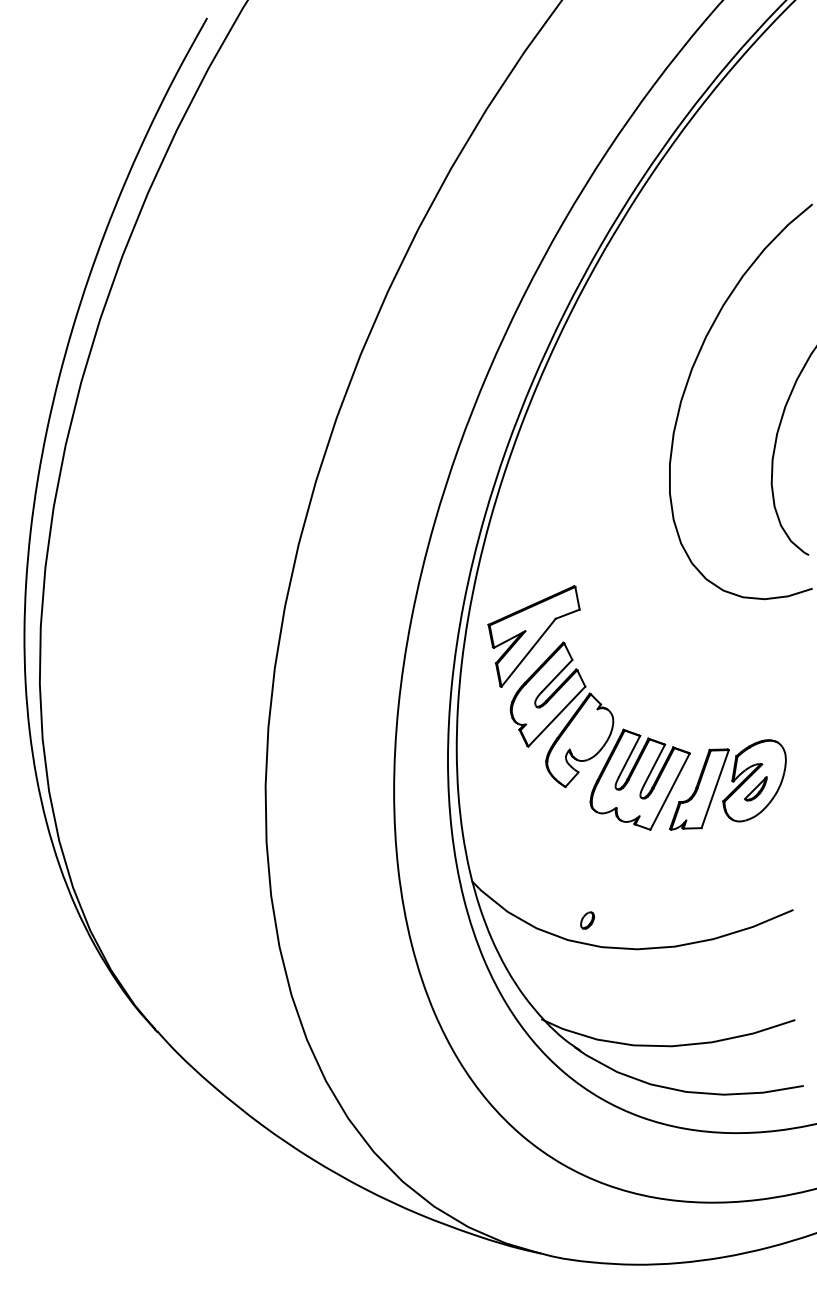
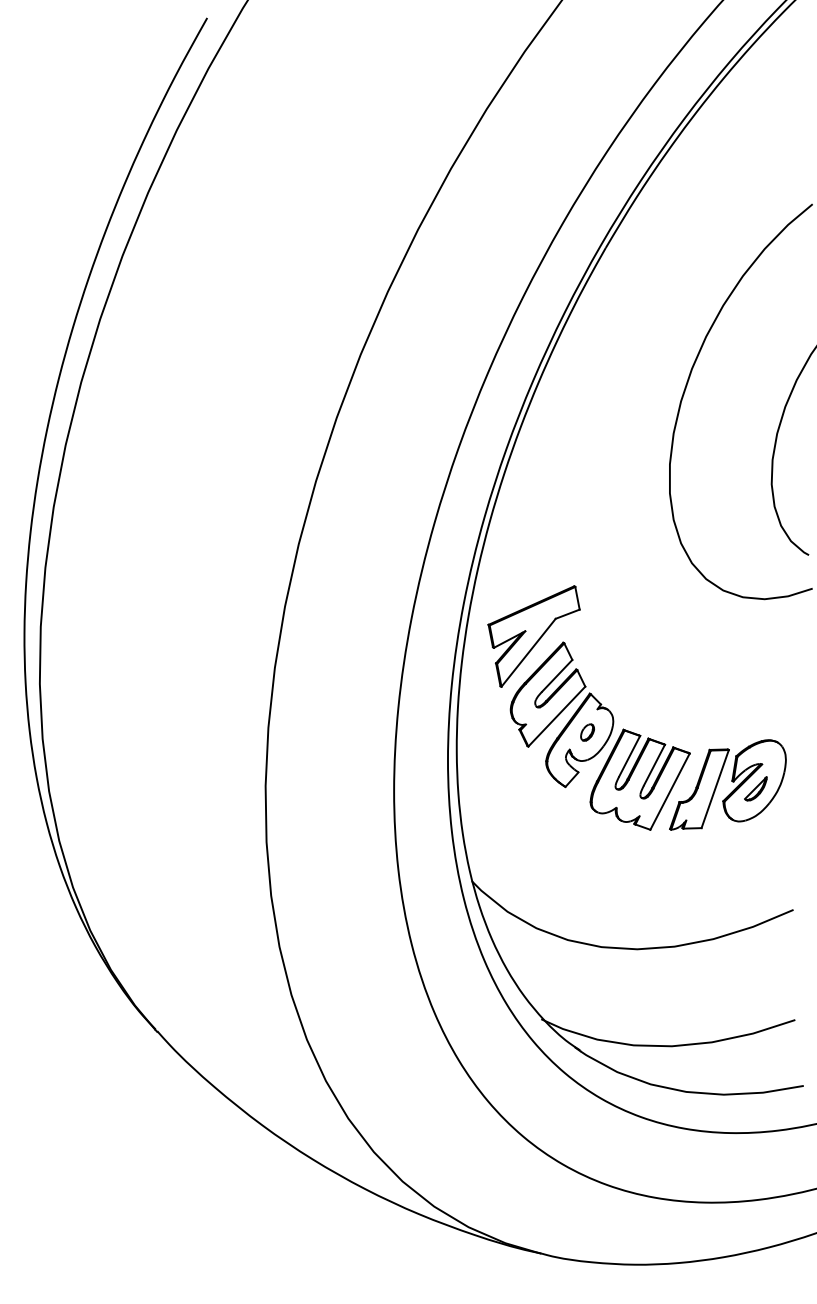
part position: (587, 920) -> (587, 732) (587, 732)
